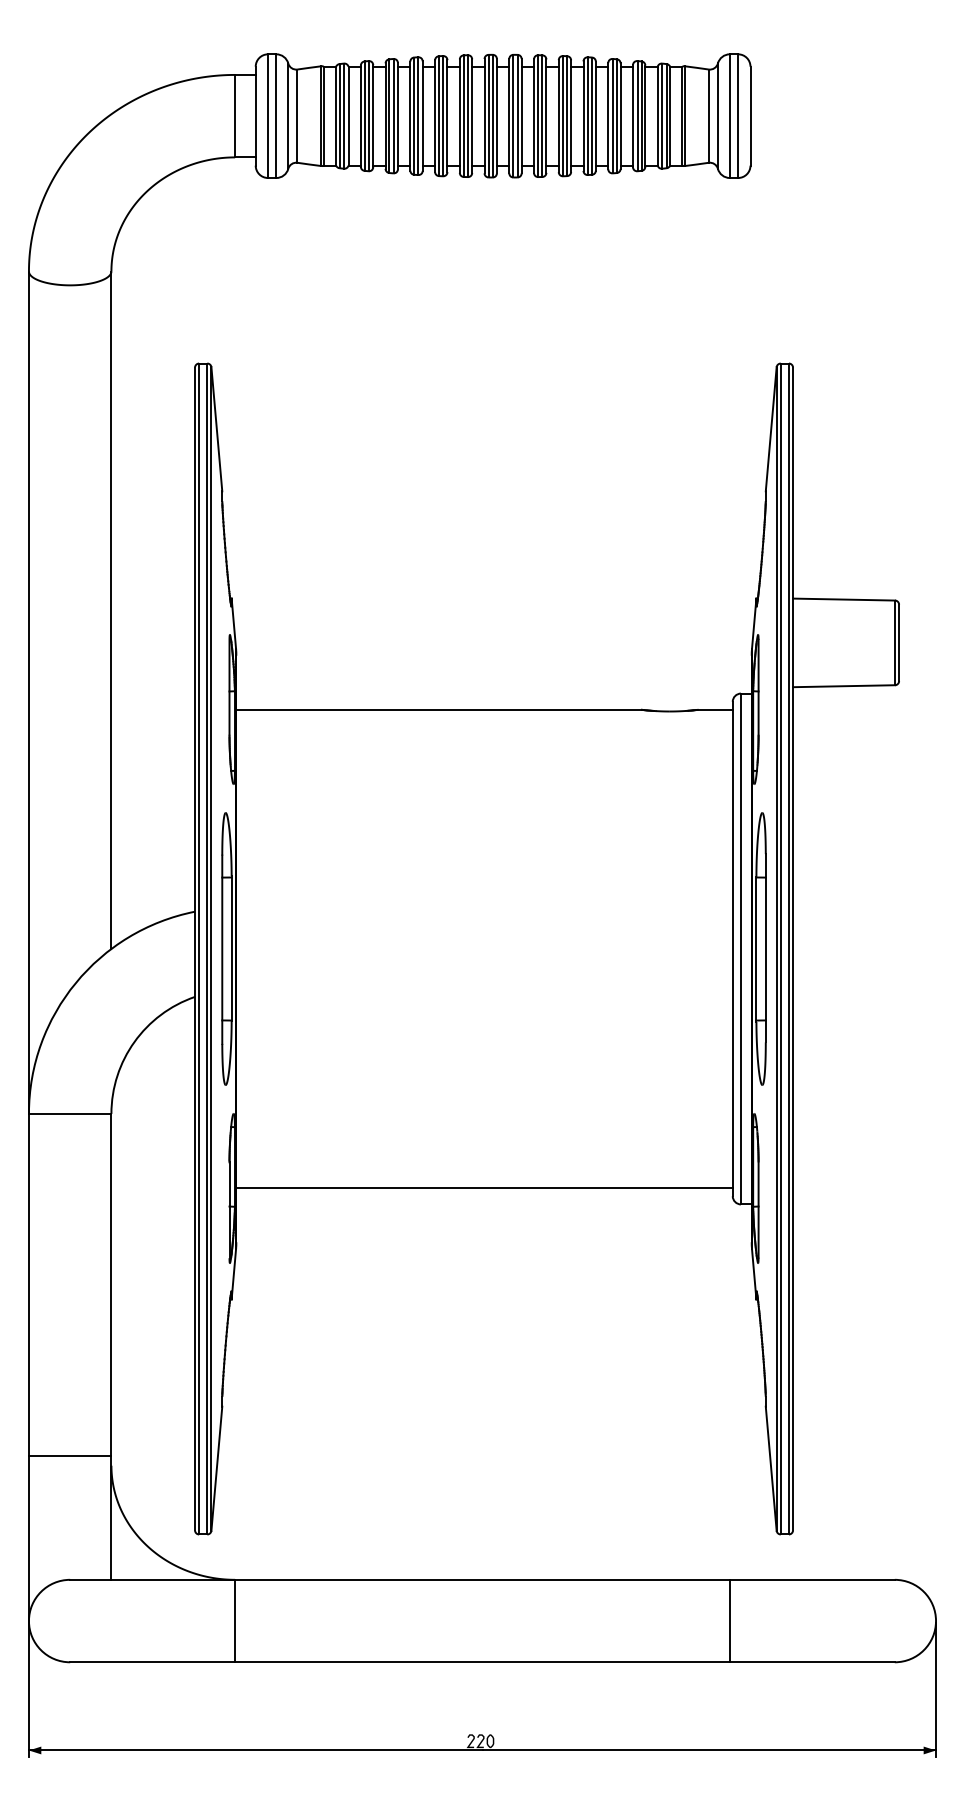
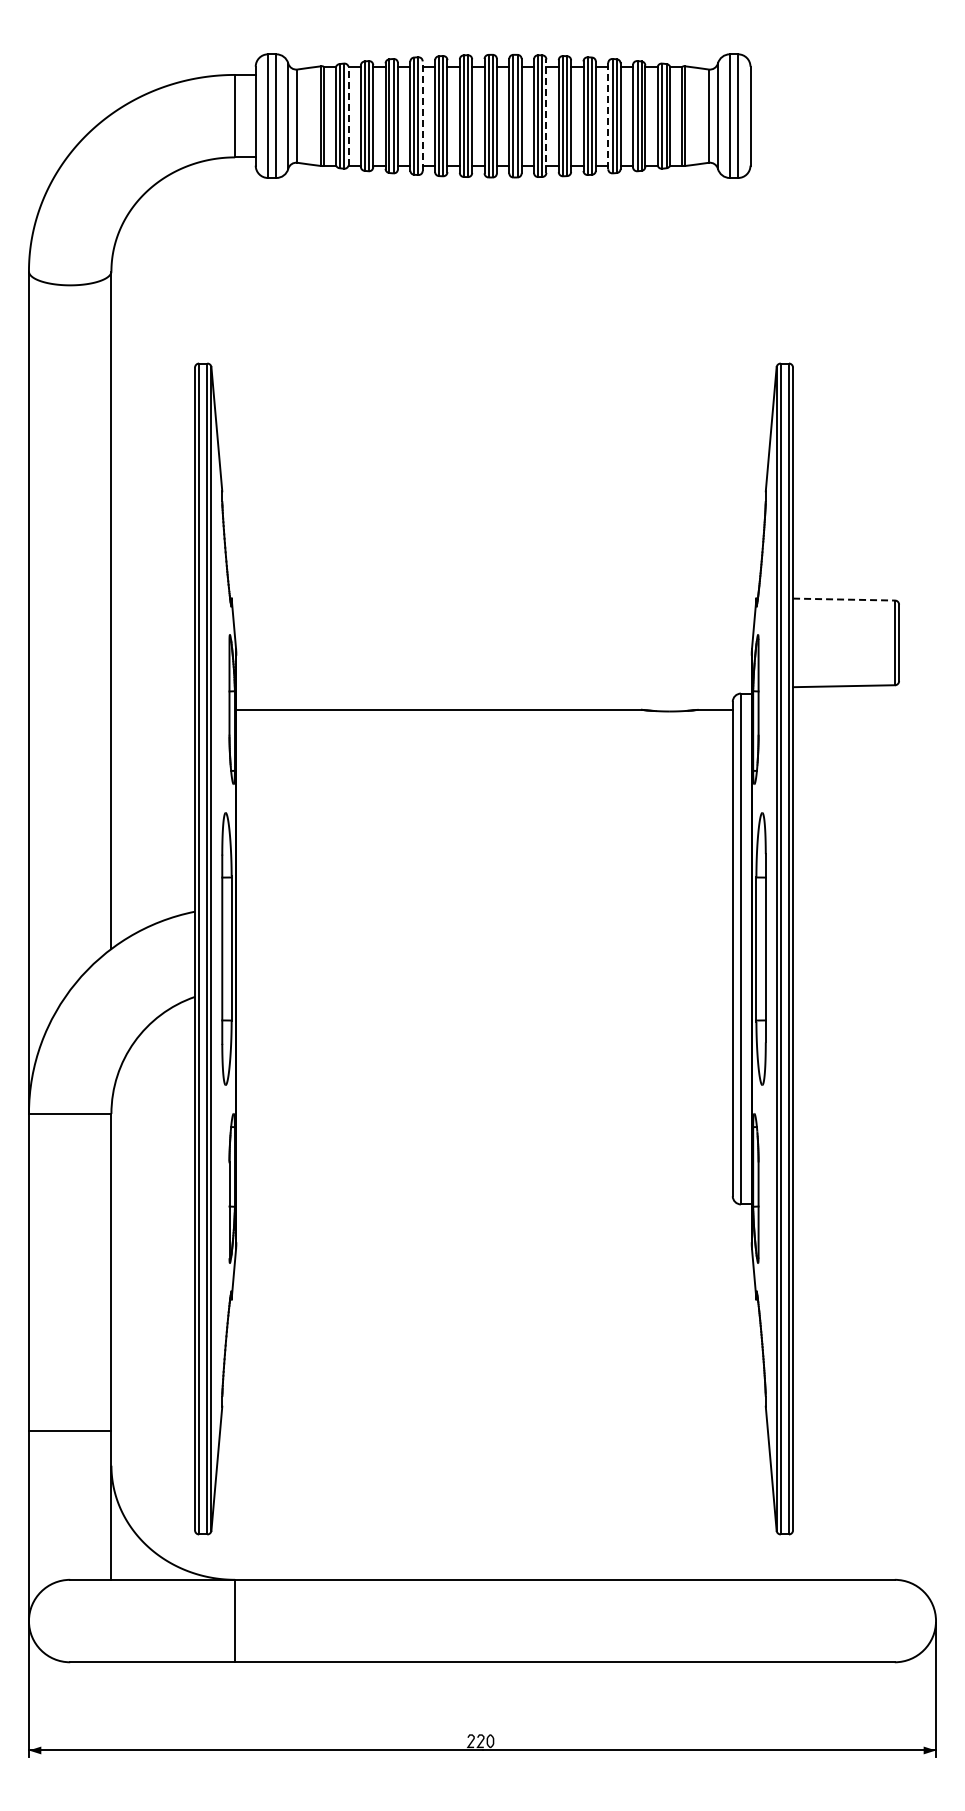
line: solid -> dashed (348, 115)
line: solid -> dashed (422, 116)
line: solid -> dashed (546, 116)
line: solid -> dashed (608, 116)
line: solid -> dashed (844, 599)
line: present -> none (484, 1188)
line position: (69, 1456) -> (69, 1431) (69, 1431)
line: present -> none (729, 1620)
